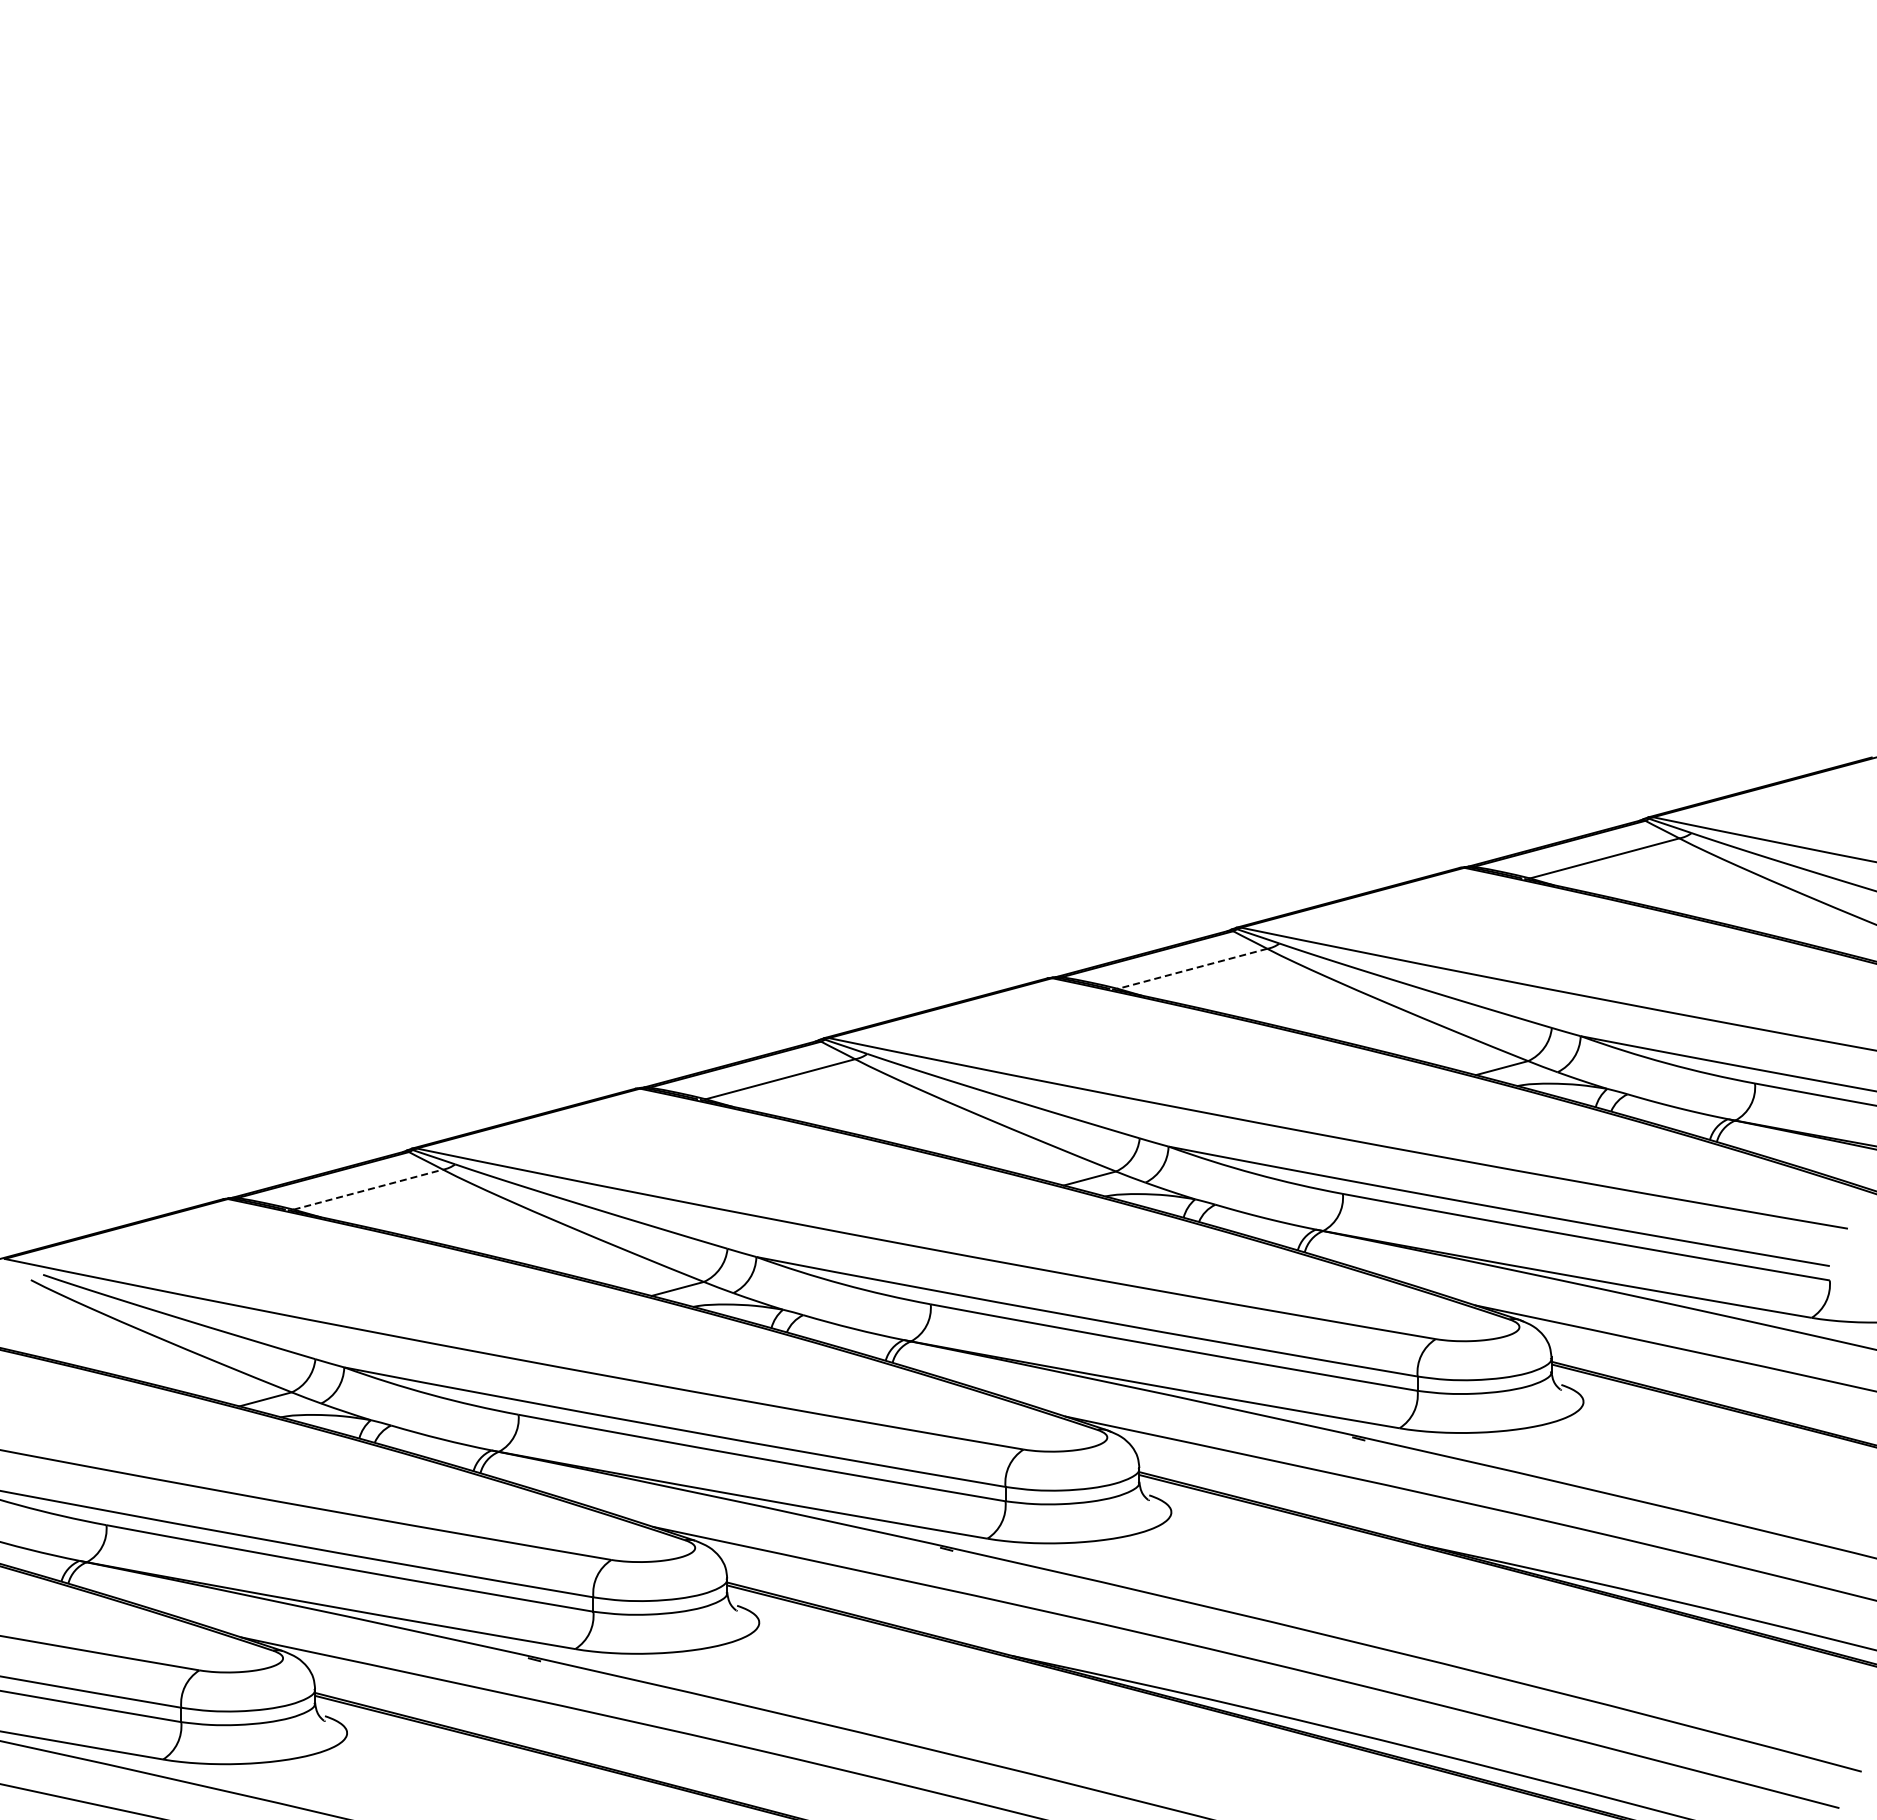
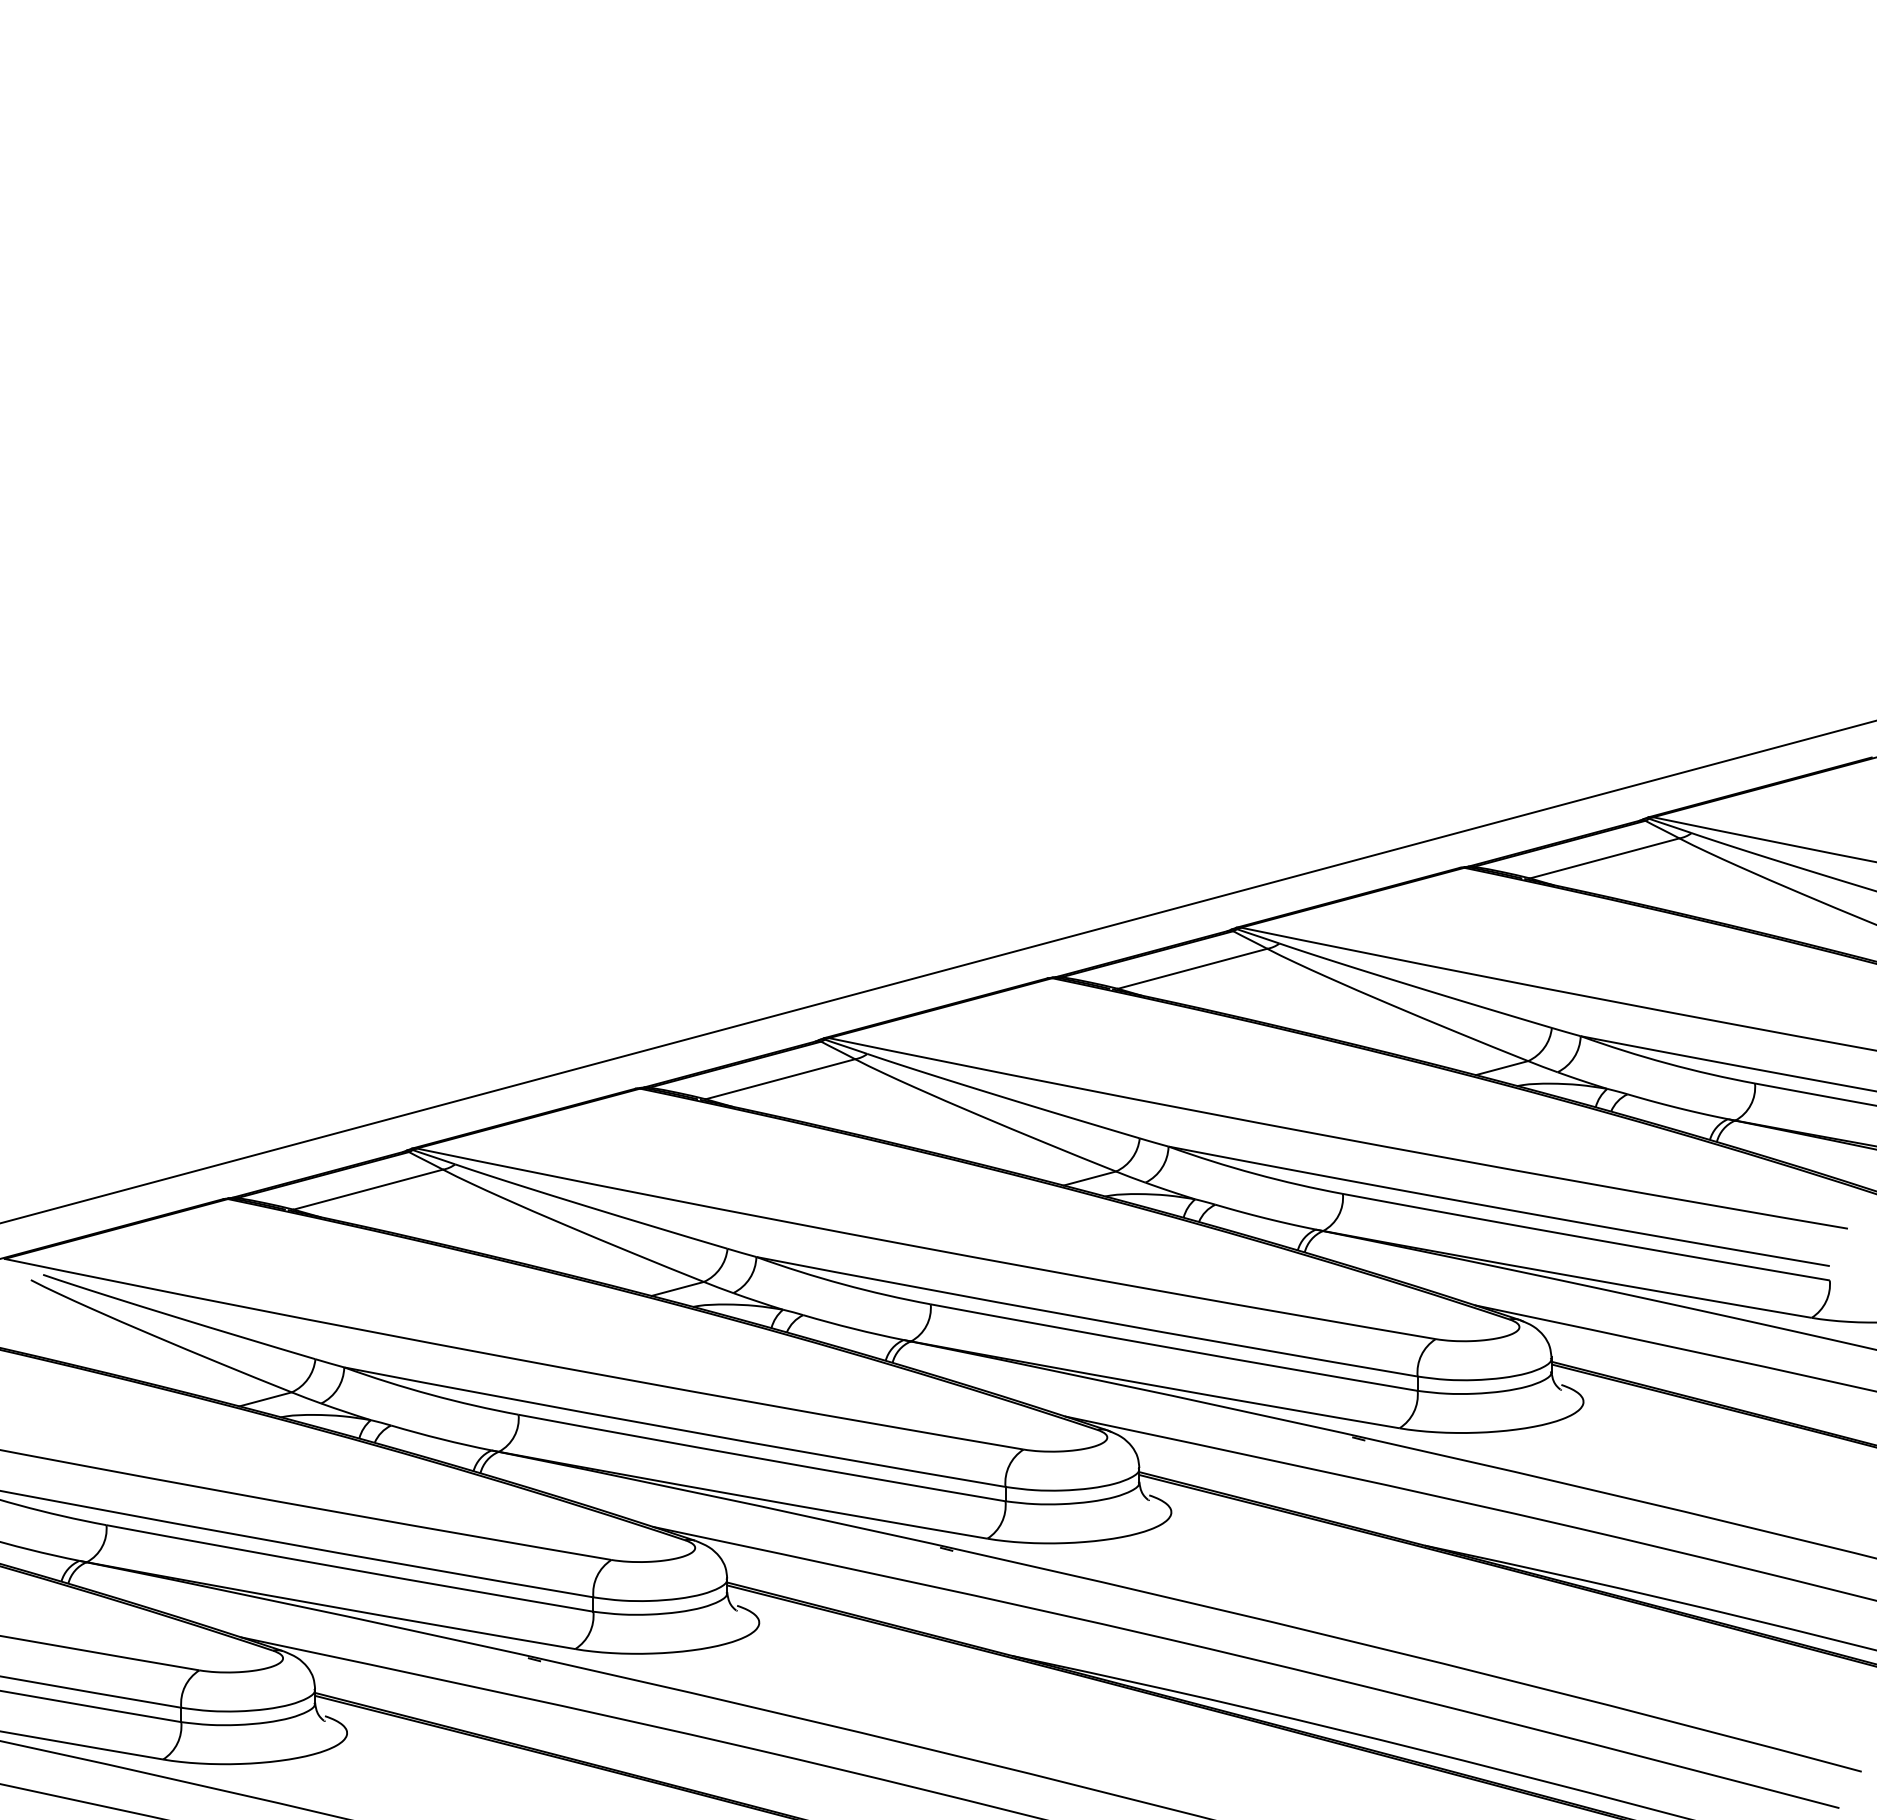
line: dashed -> solid (1192, 968)
line: none -> present (937, 971)
line: dashed -> solid (368, 1189)
